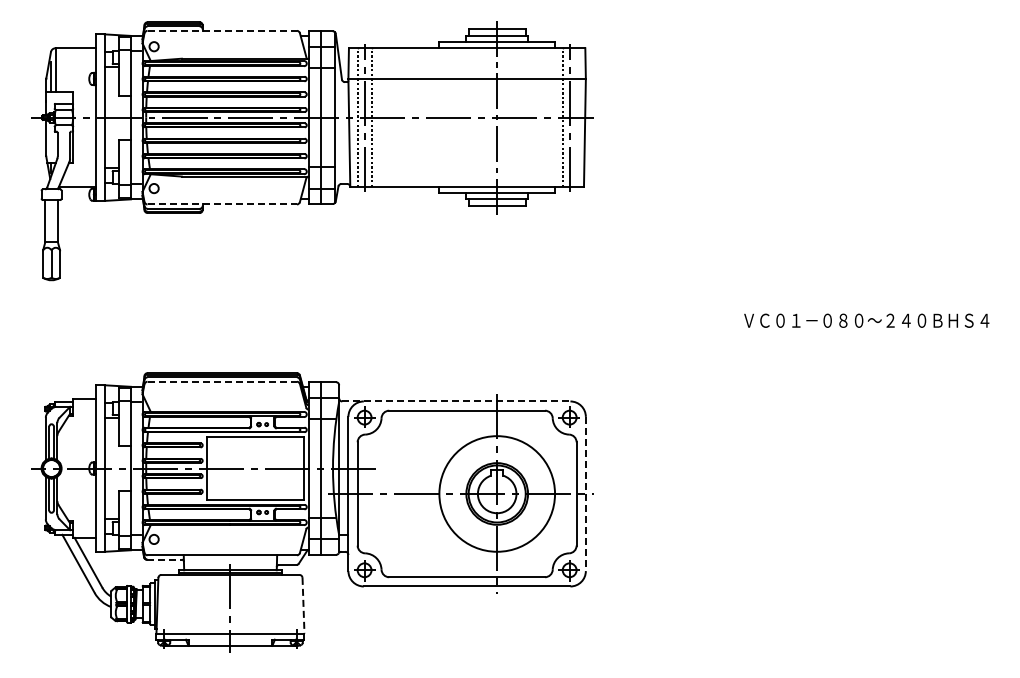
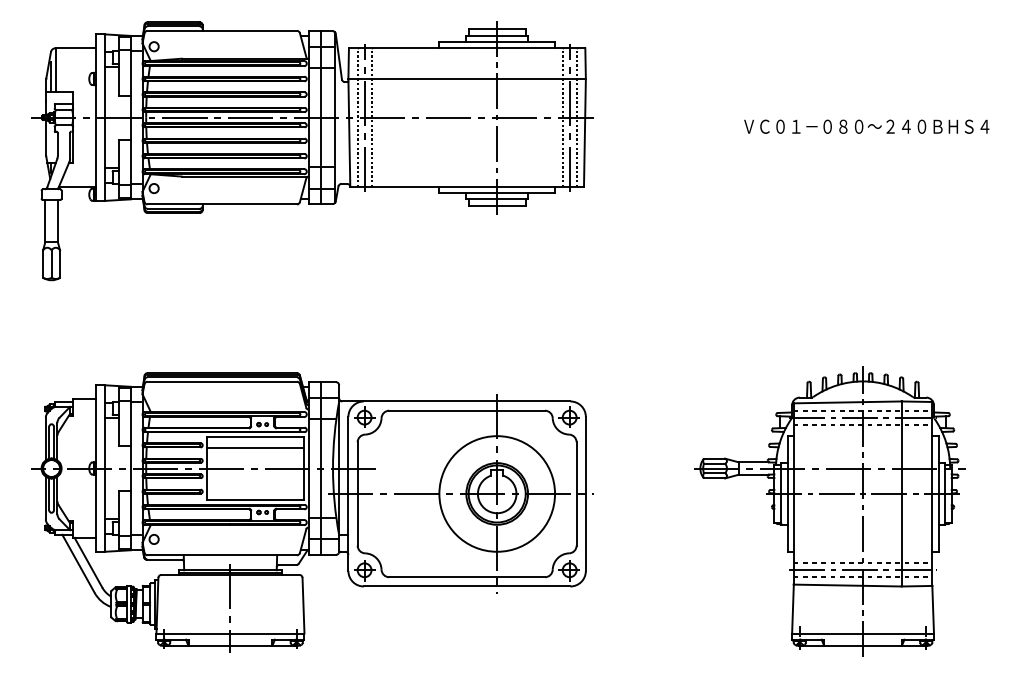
line: dashed -> solid (222, 30)
line: none -> present (576, 117)
line: dashed -> solid (222, 204)
text position: (866, 320) -> (866, 126) (866, 126)
line: dashed -> solid (222, 381)
line: dashed -> solid (456, 401)
line: none -> present (255, 448)
line: dashed -> solid (585, 494)
part: none -> present (829, 511)
line: dashed -> solid (164, 559)
line: dashed -> solid (303, 605)
